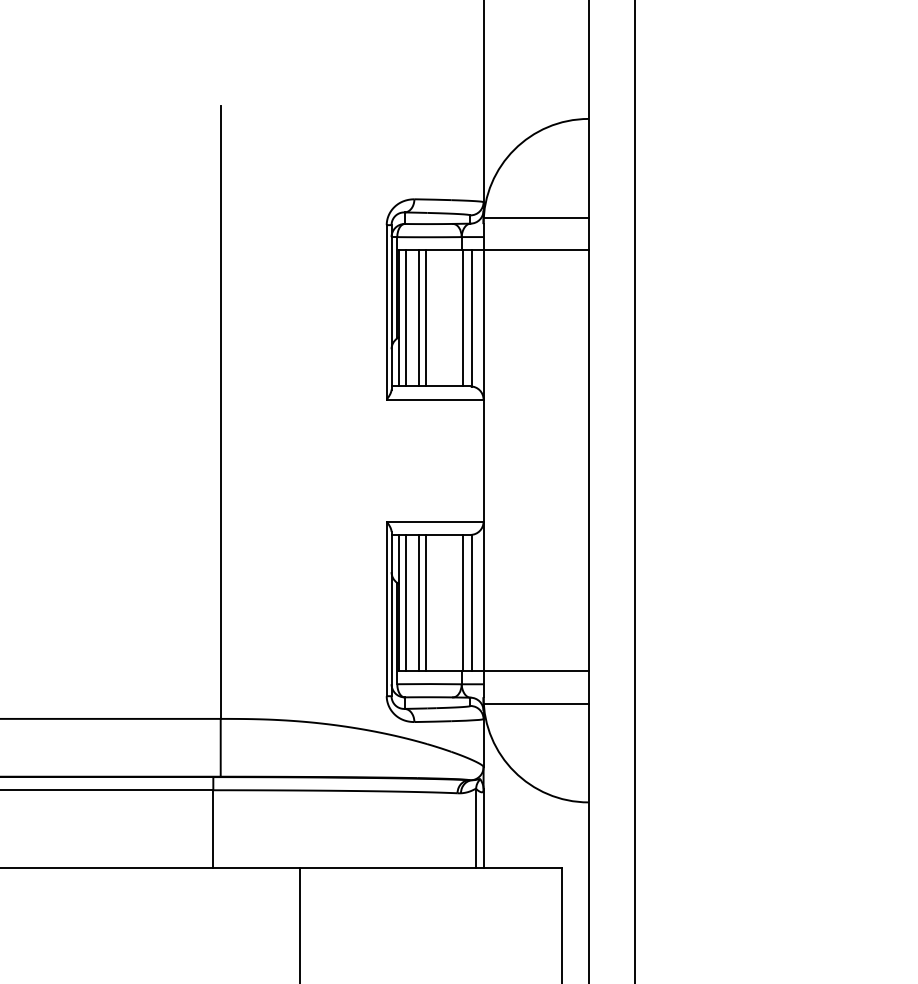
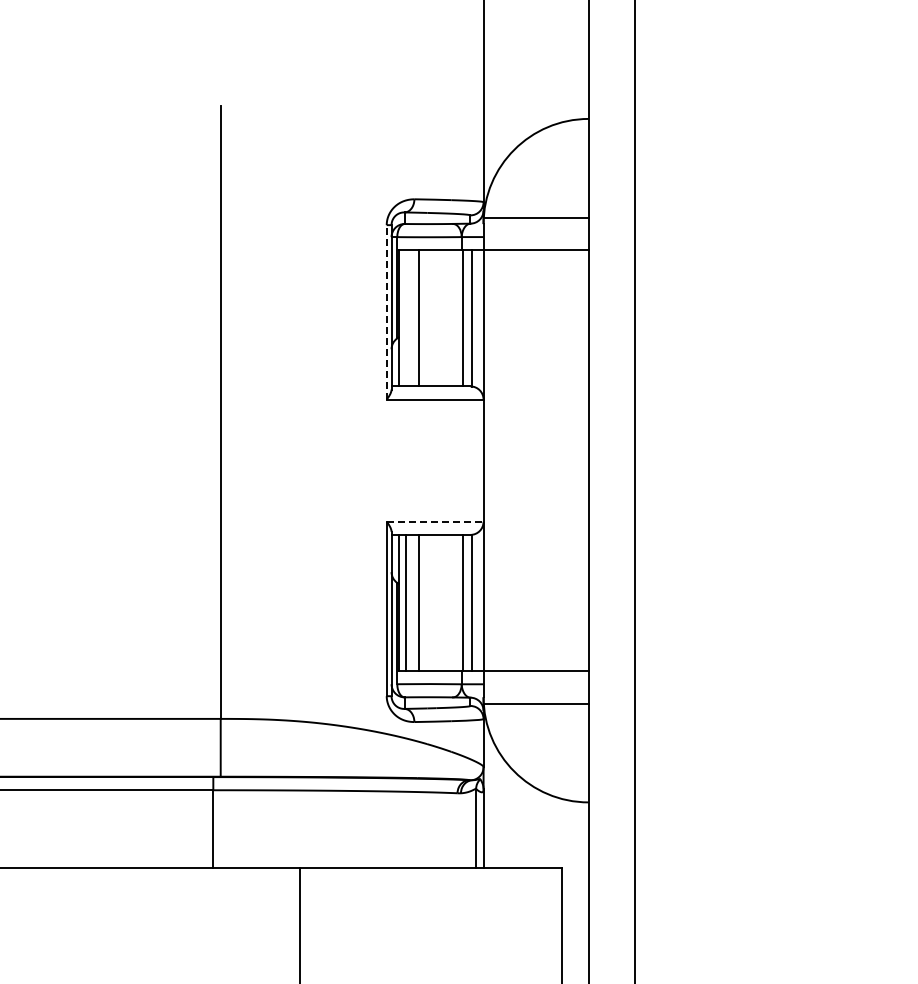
line: solid -> dashed (386, 311)
line: present -> none (406, 318)
line: present -> none (425, 318)
line: solid -> dashed (435, 521)
line: present -> none (425, 602)
